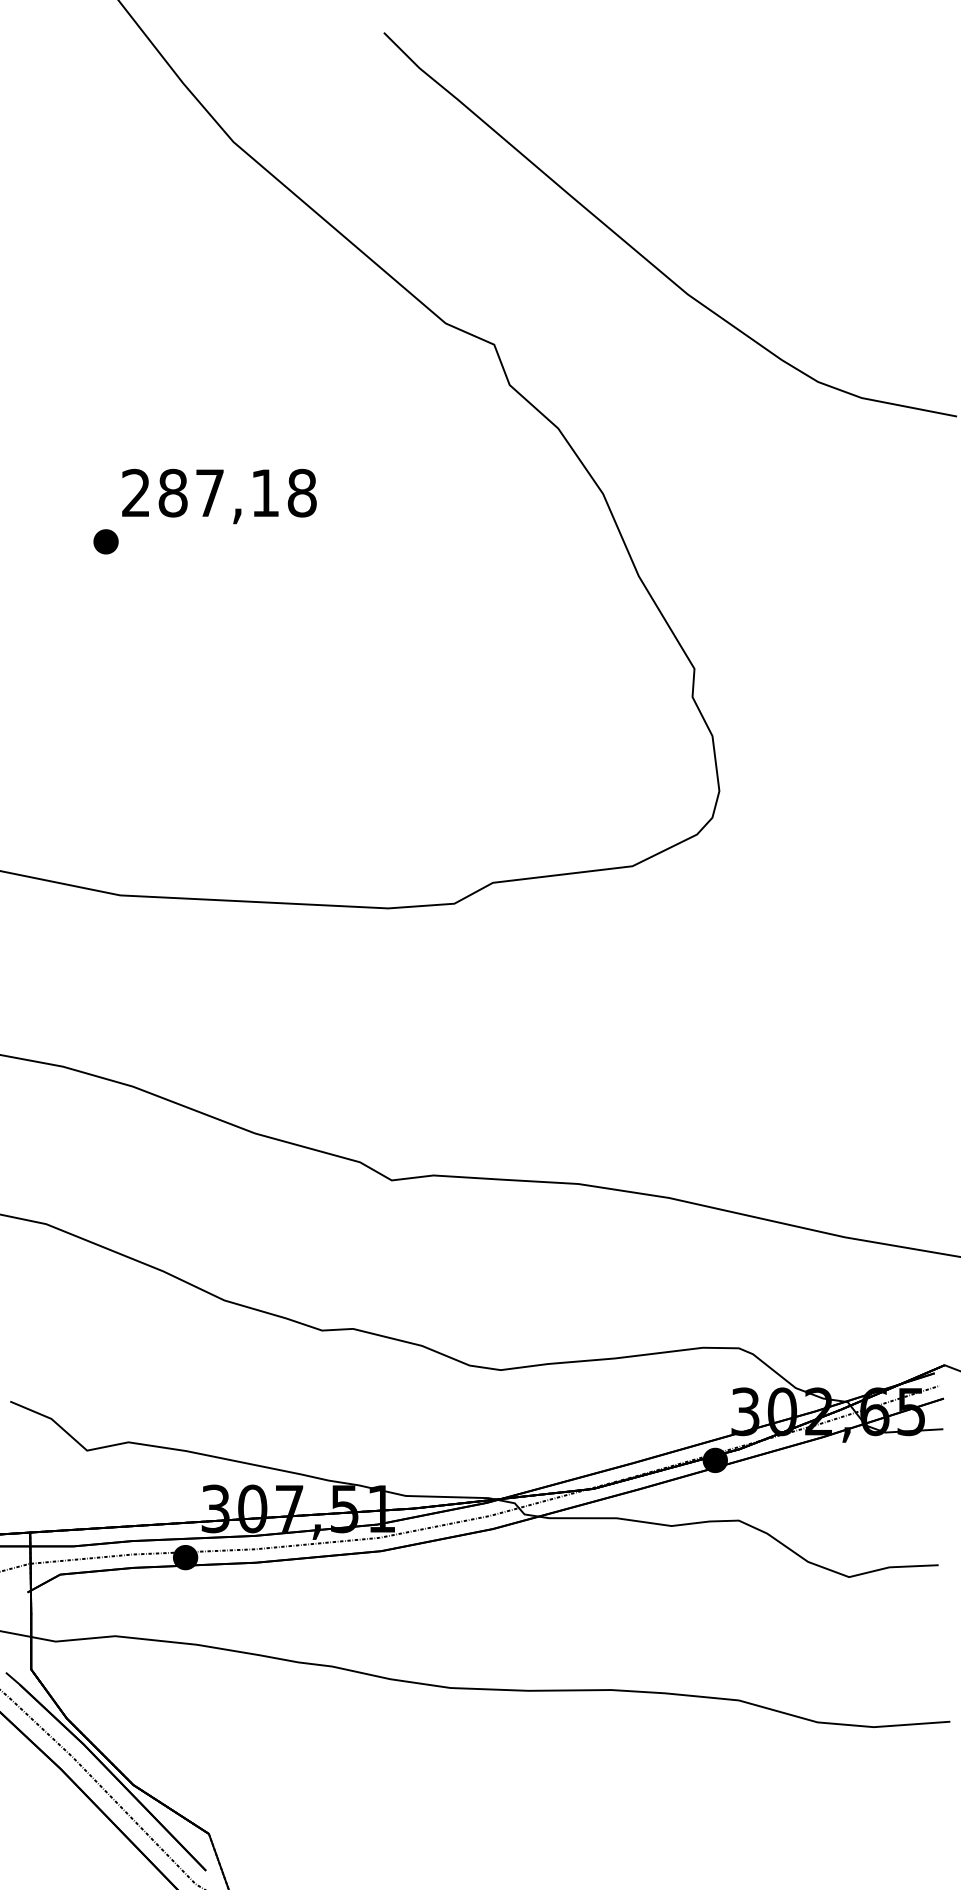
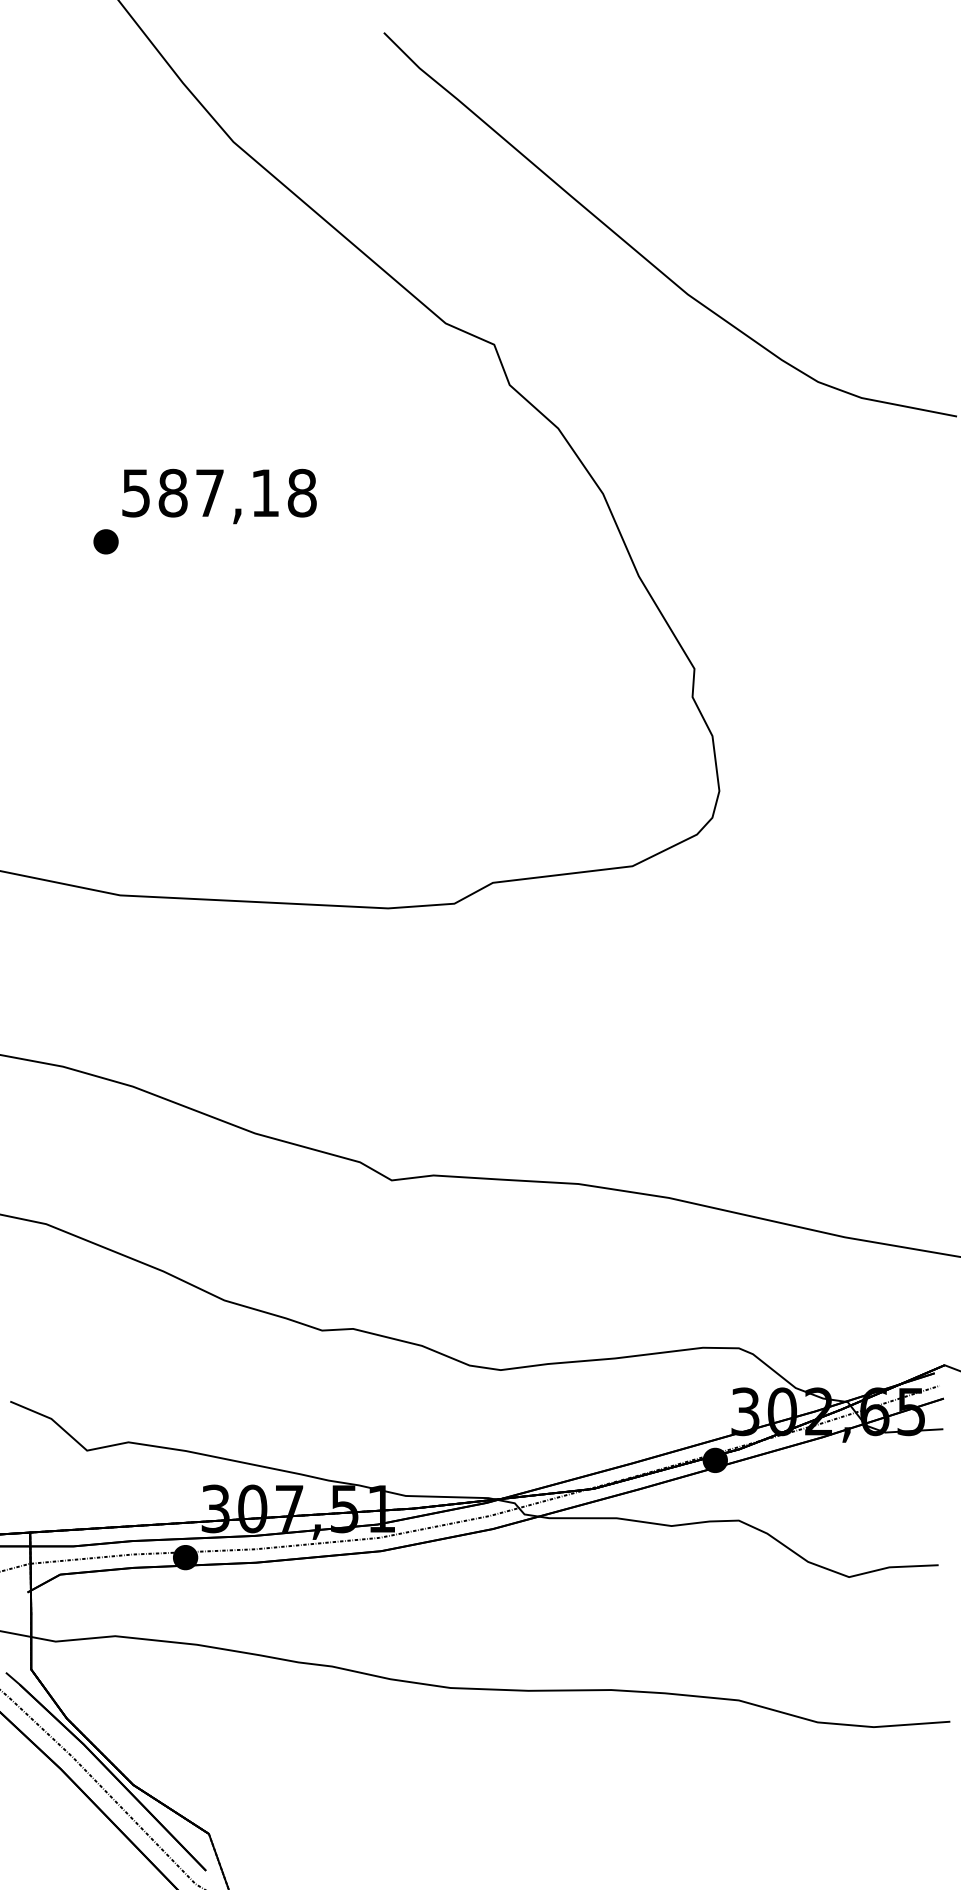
text: 287,18 -> 587,18 (135, 492)
